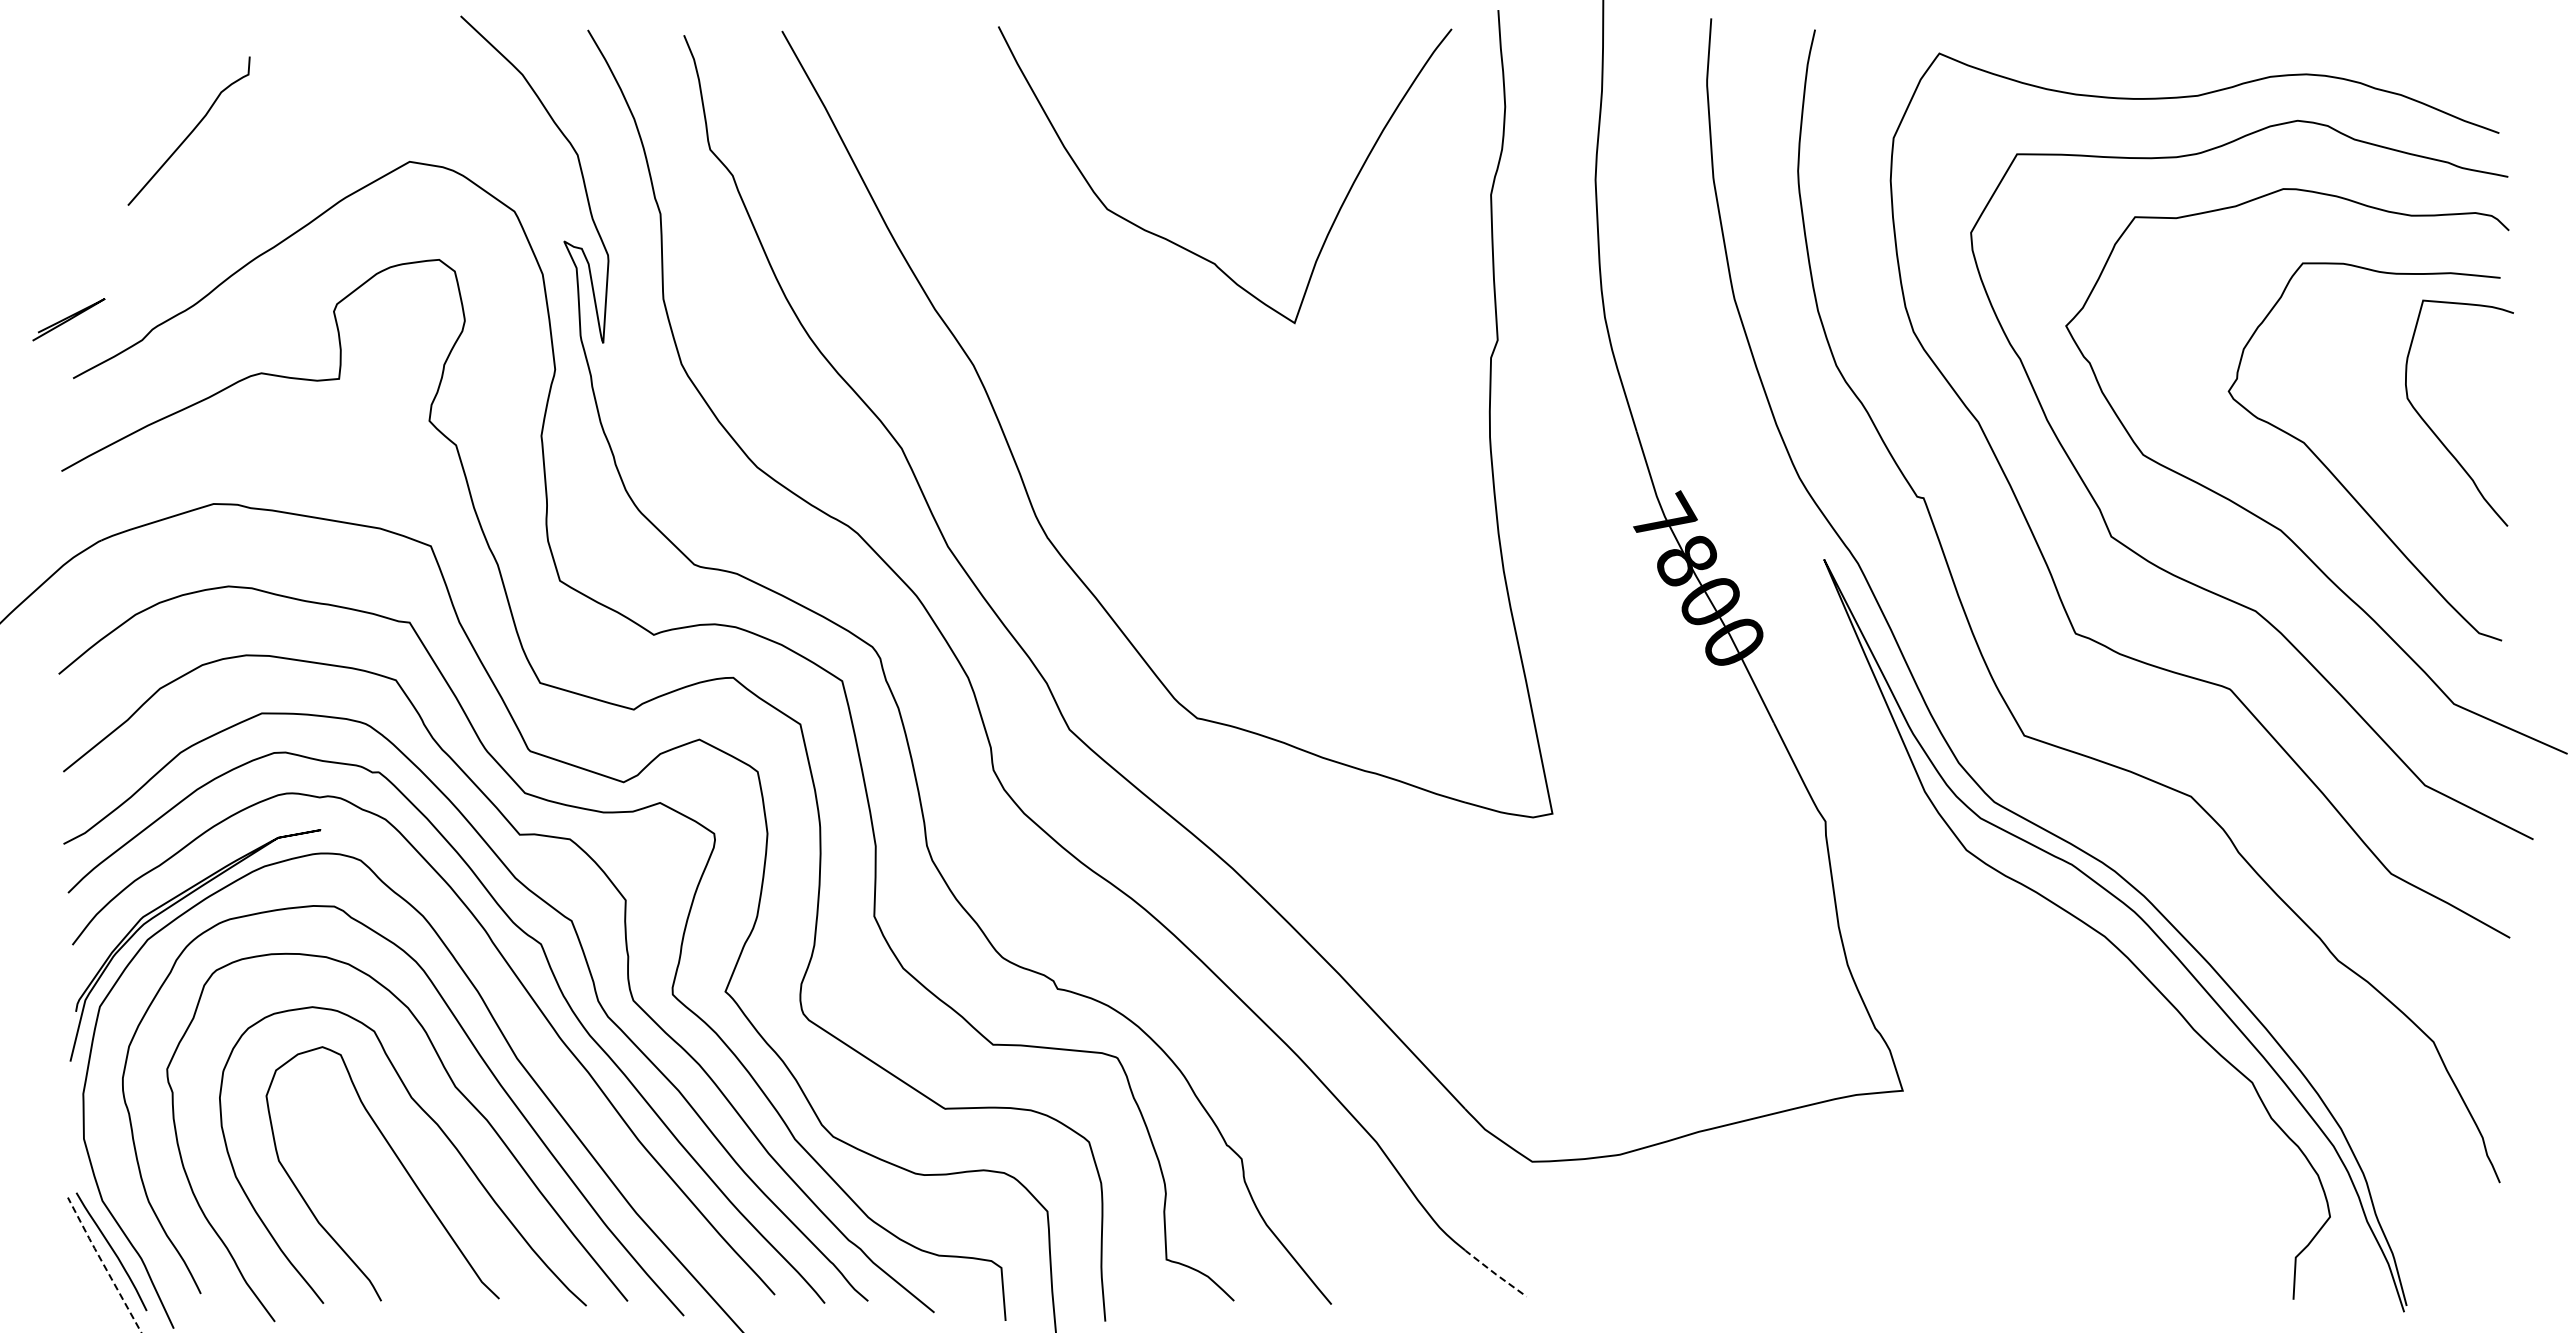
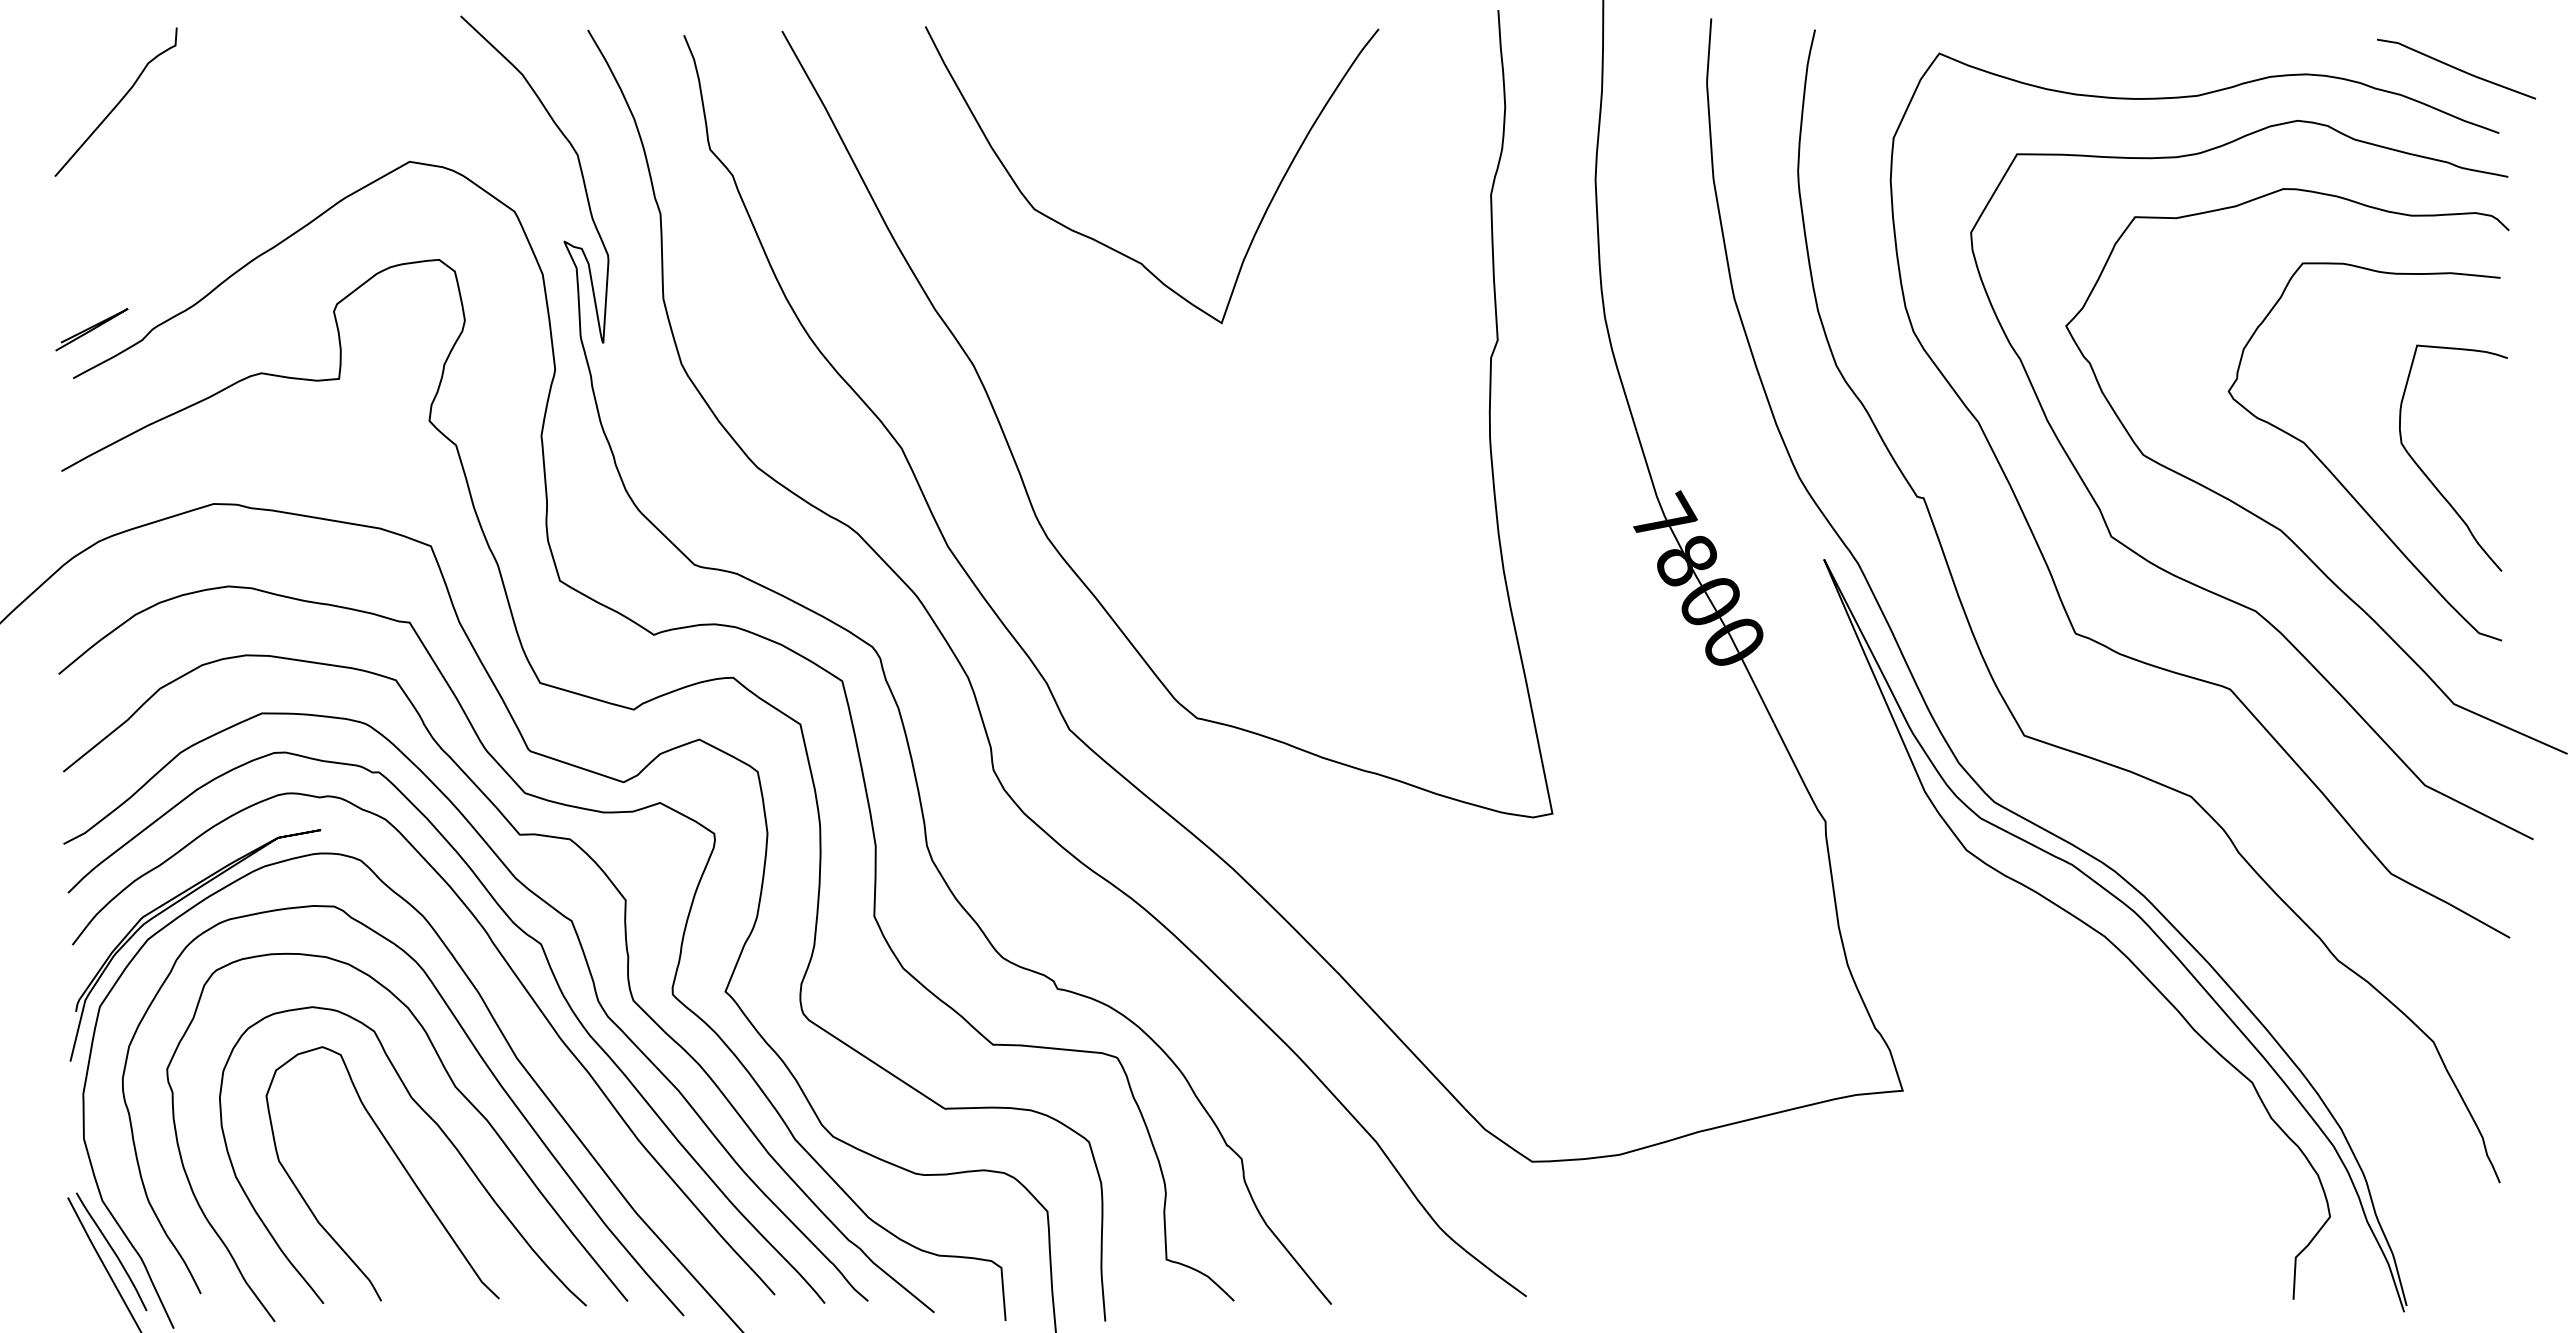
curve: none -> present (2456, 68)
curve position: (190, 132) -> (117, 103) (117, 103)
curve position: (1188, 249) -> (1115, 249) (1115, 249)
curve position: (68, 319) -> (91, 329) (91, 329)
curve position: (2433, 430) -> (2427, 475) (2427, 475)
line: dashed -> solid (102, 1263)
line: dashed -> solid (1495, 1273)
